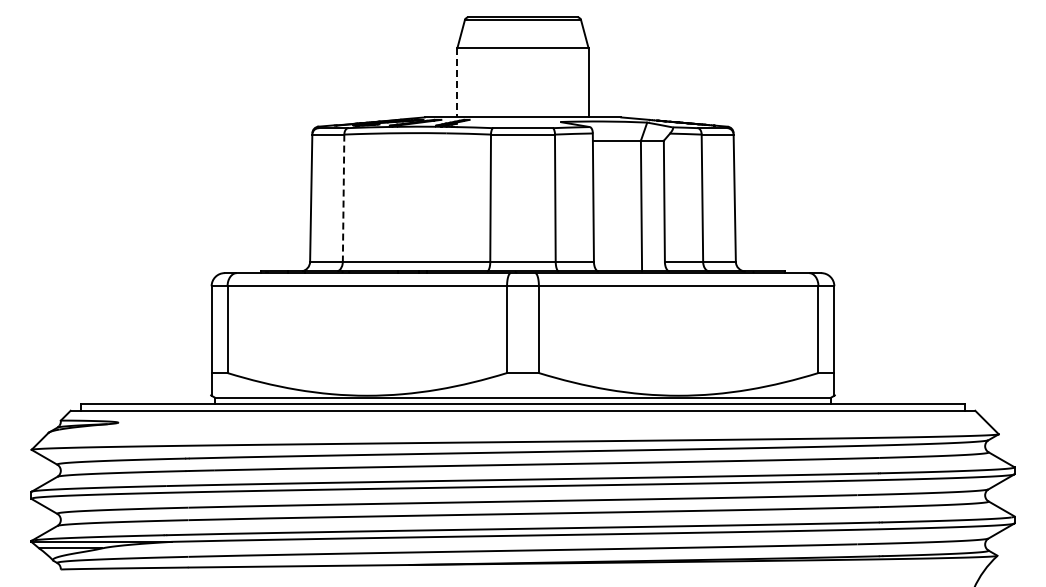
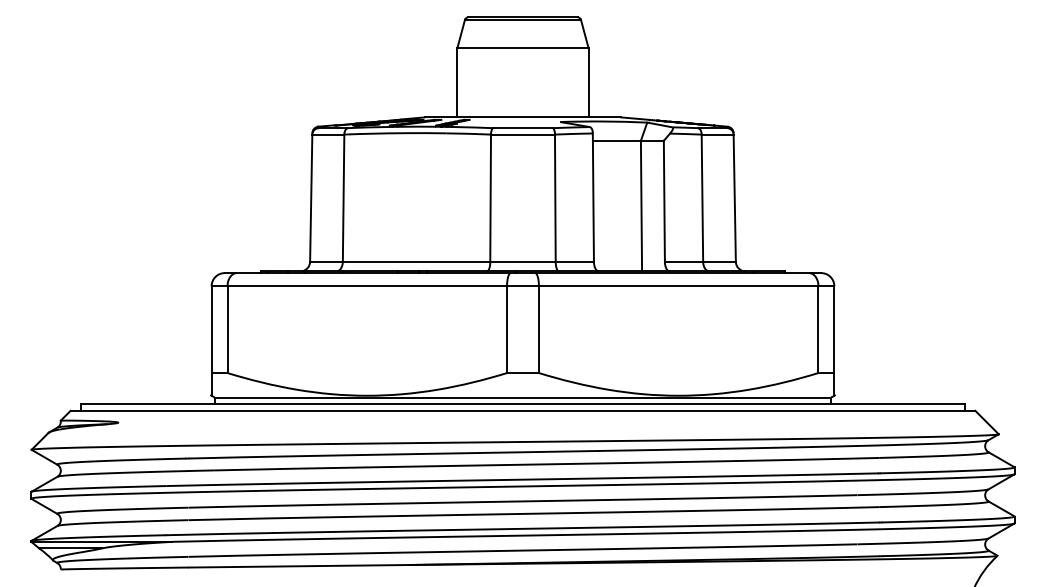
line: dashed -> solid (457, 82)
line: dashed -> solid (343, 198)
